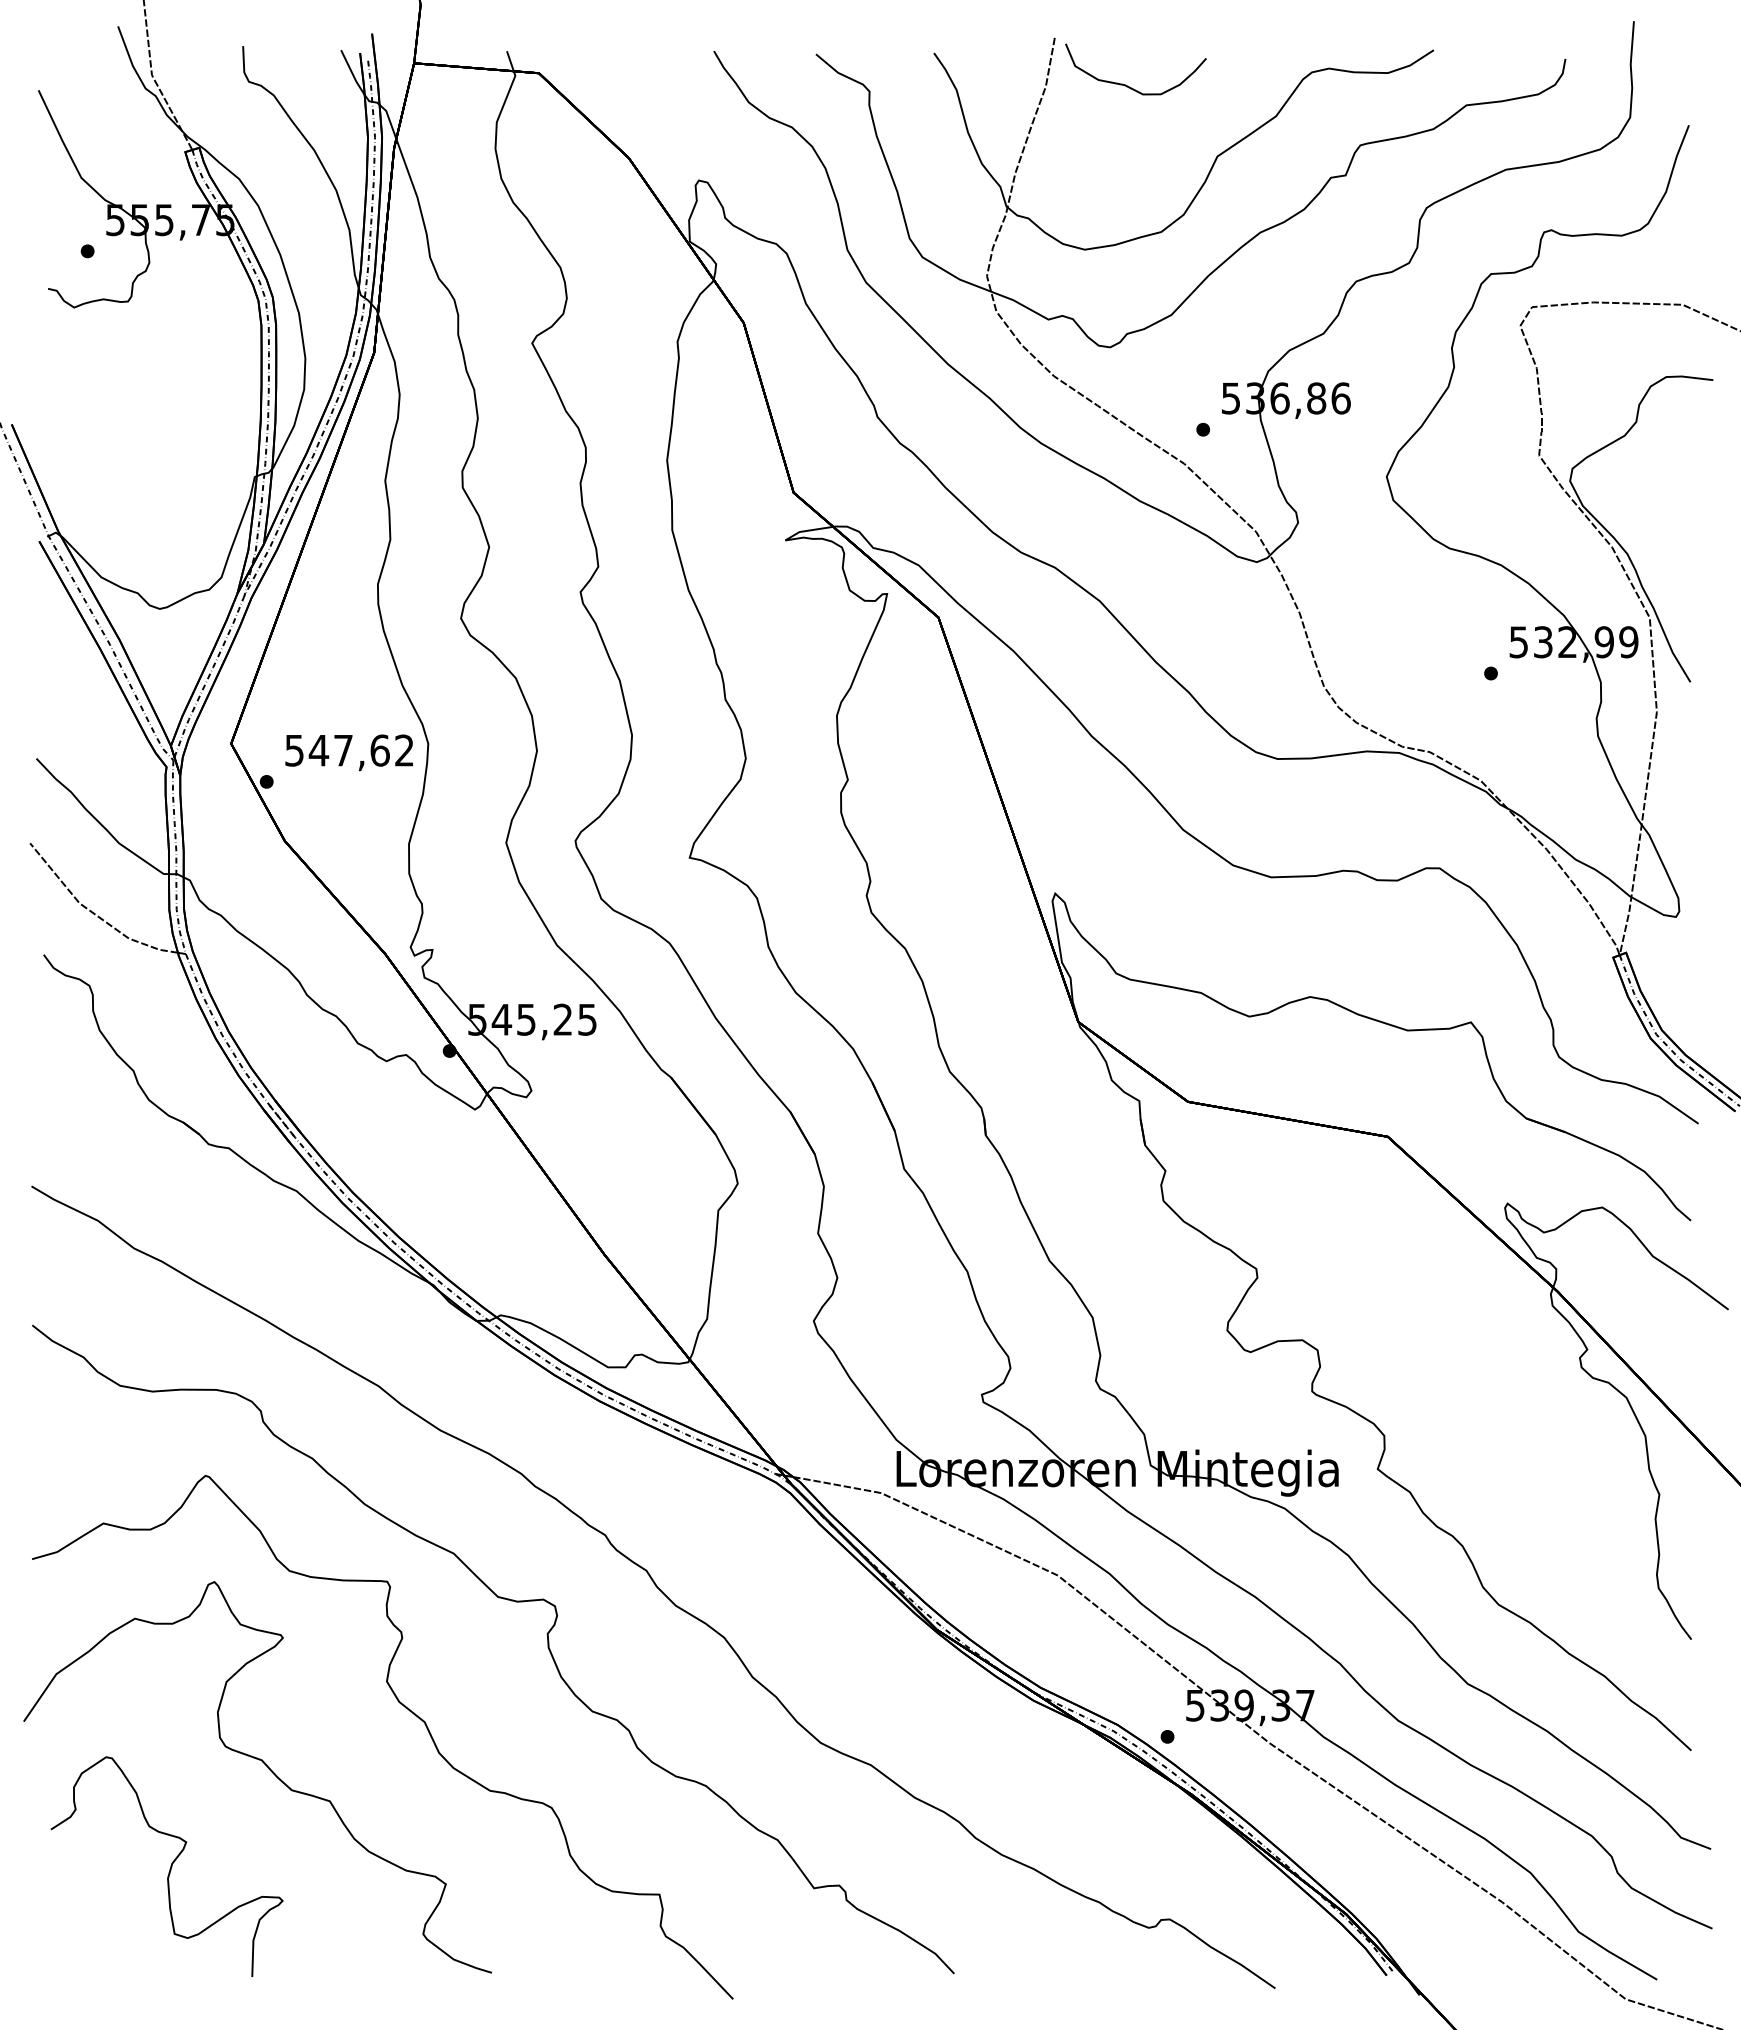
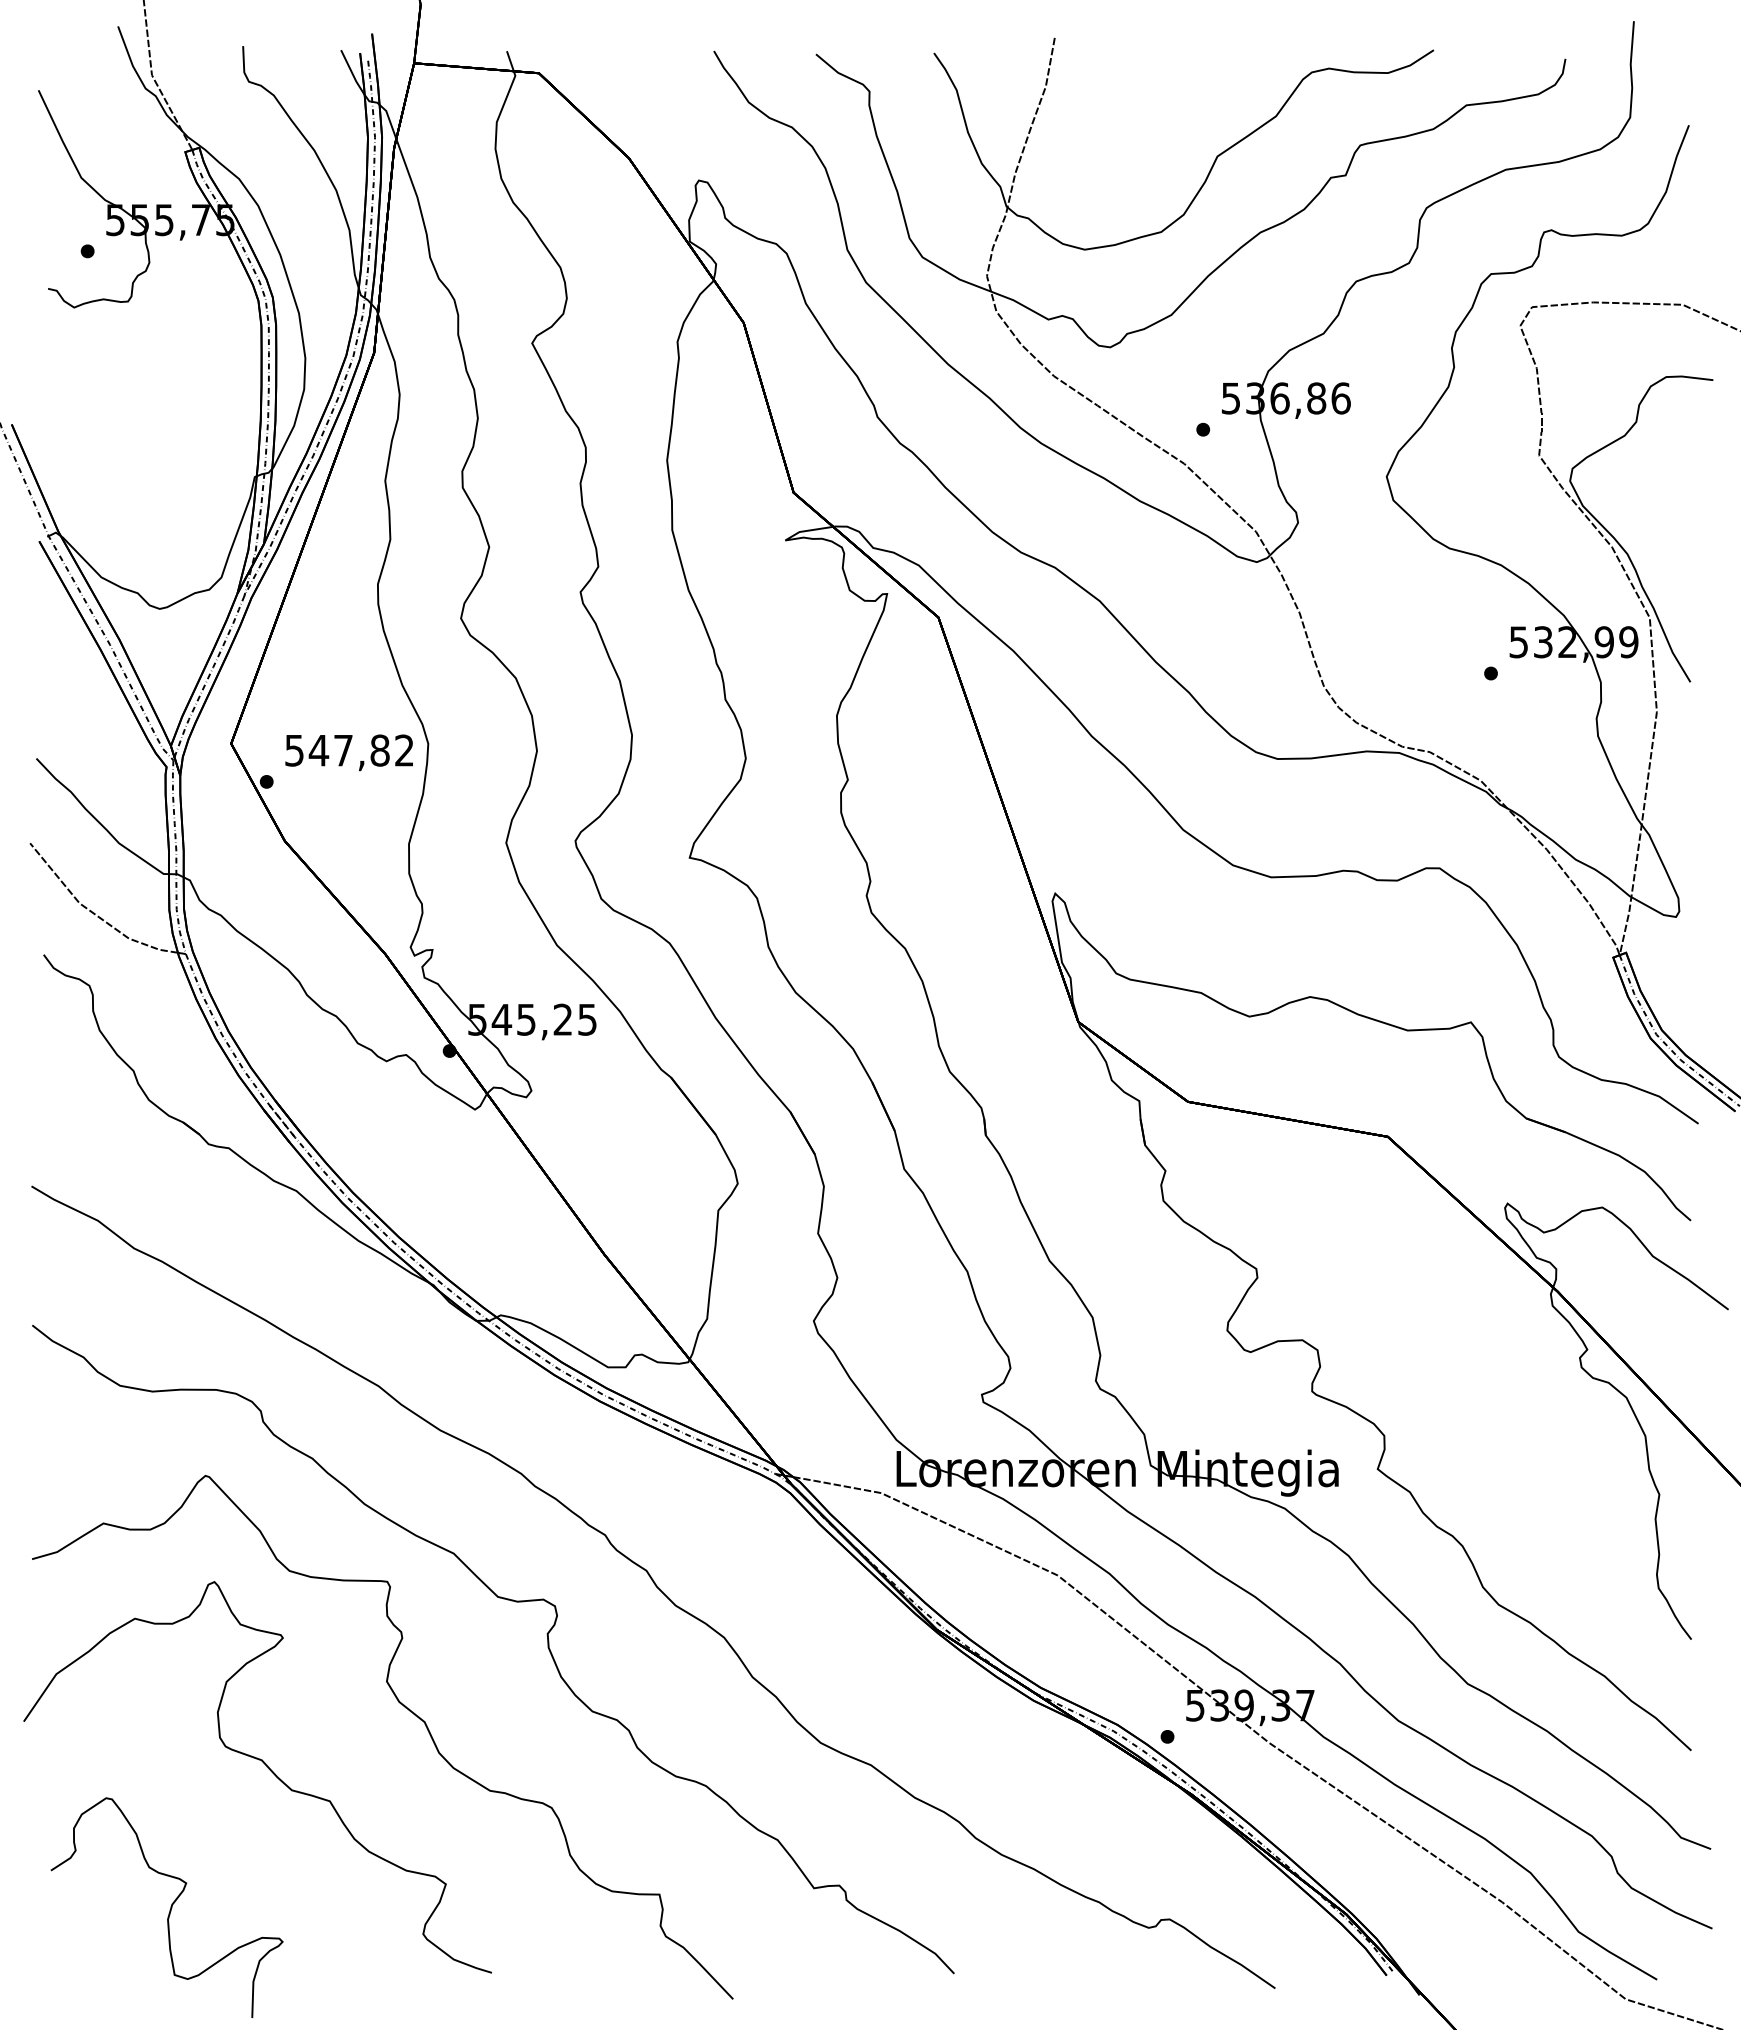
curve: present -> none (1127, 85)
text: 547,62 -> 547,82 (379, 750)
curve position: (169, 1868) -> (169, 1909) (169, 1909)
